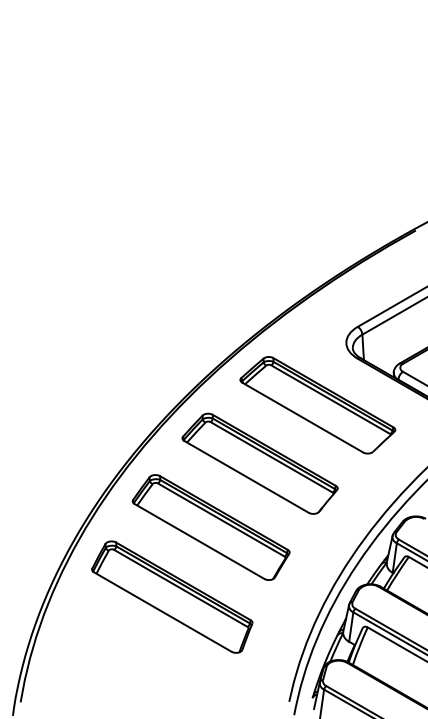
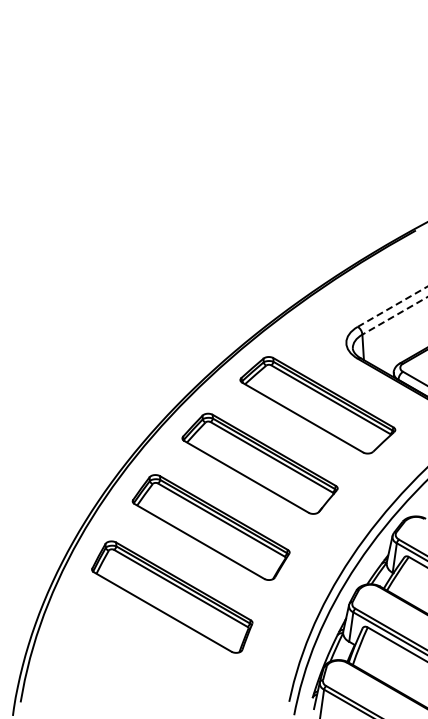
line: solid -> dashed (393, 306)
line: solid -> dashed (394, 316)
